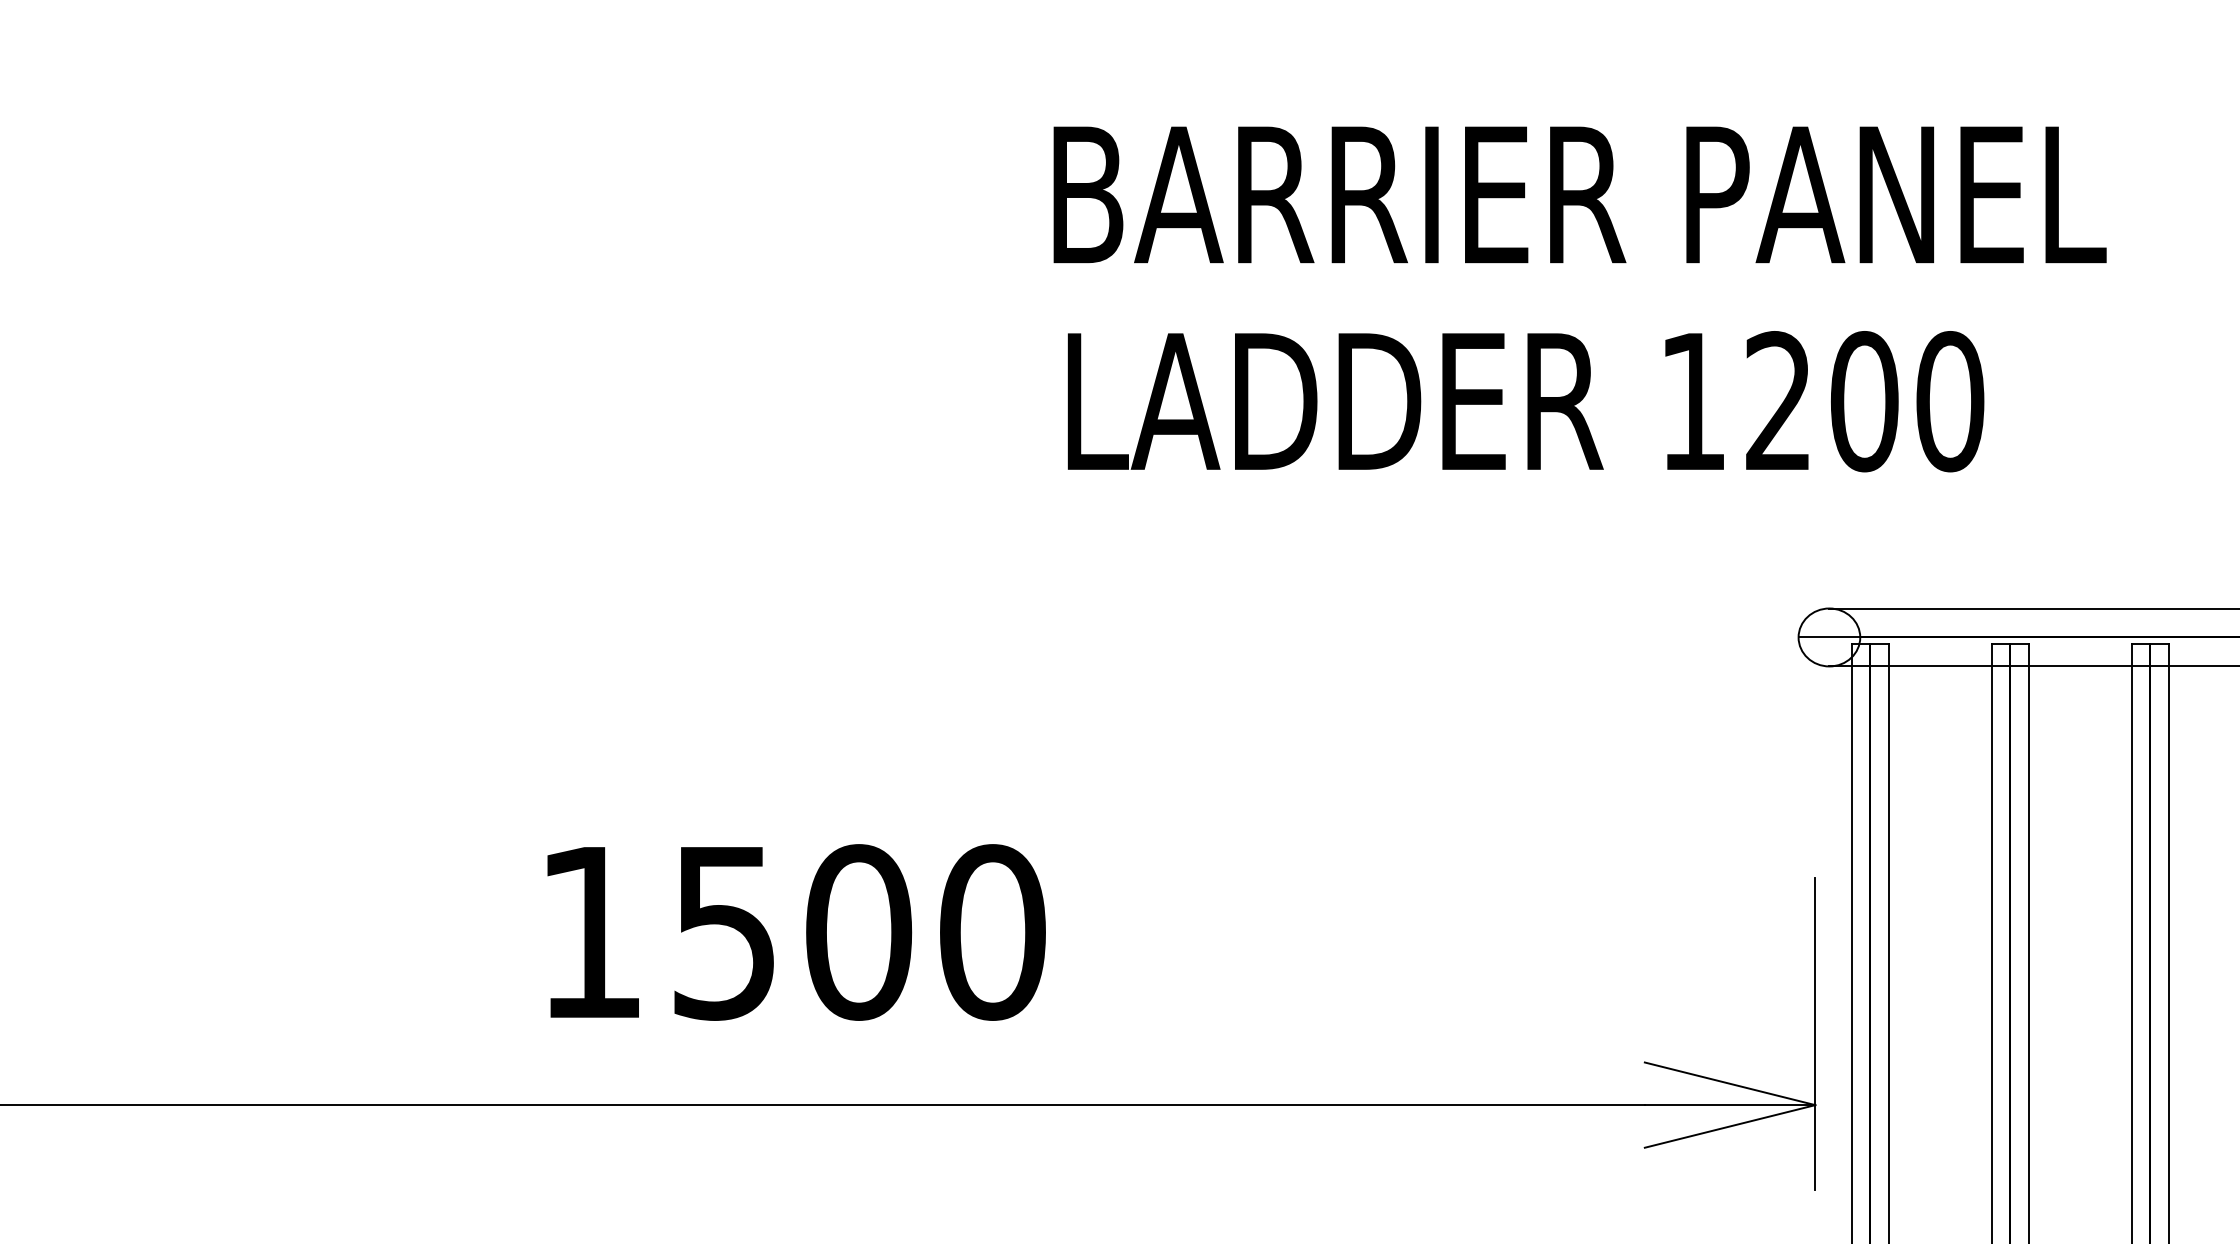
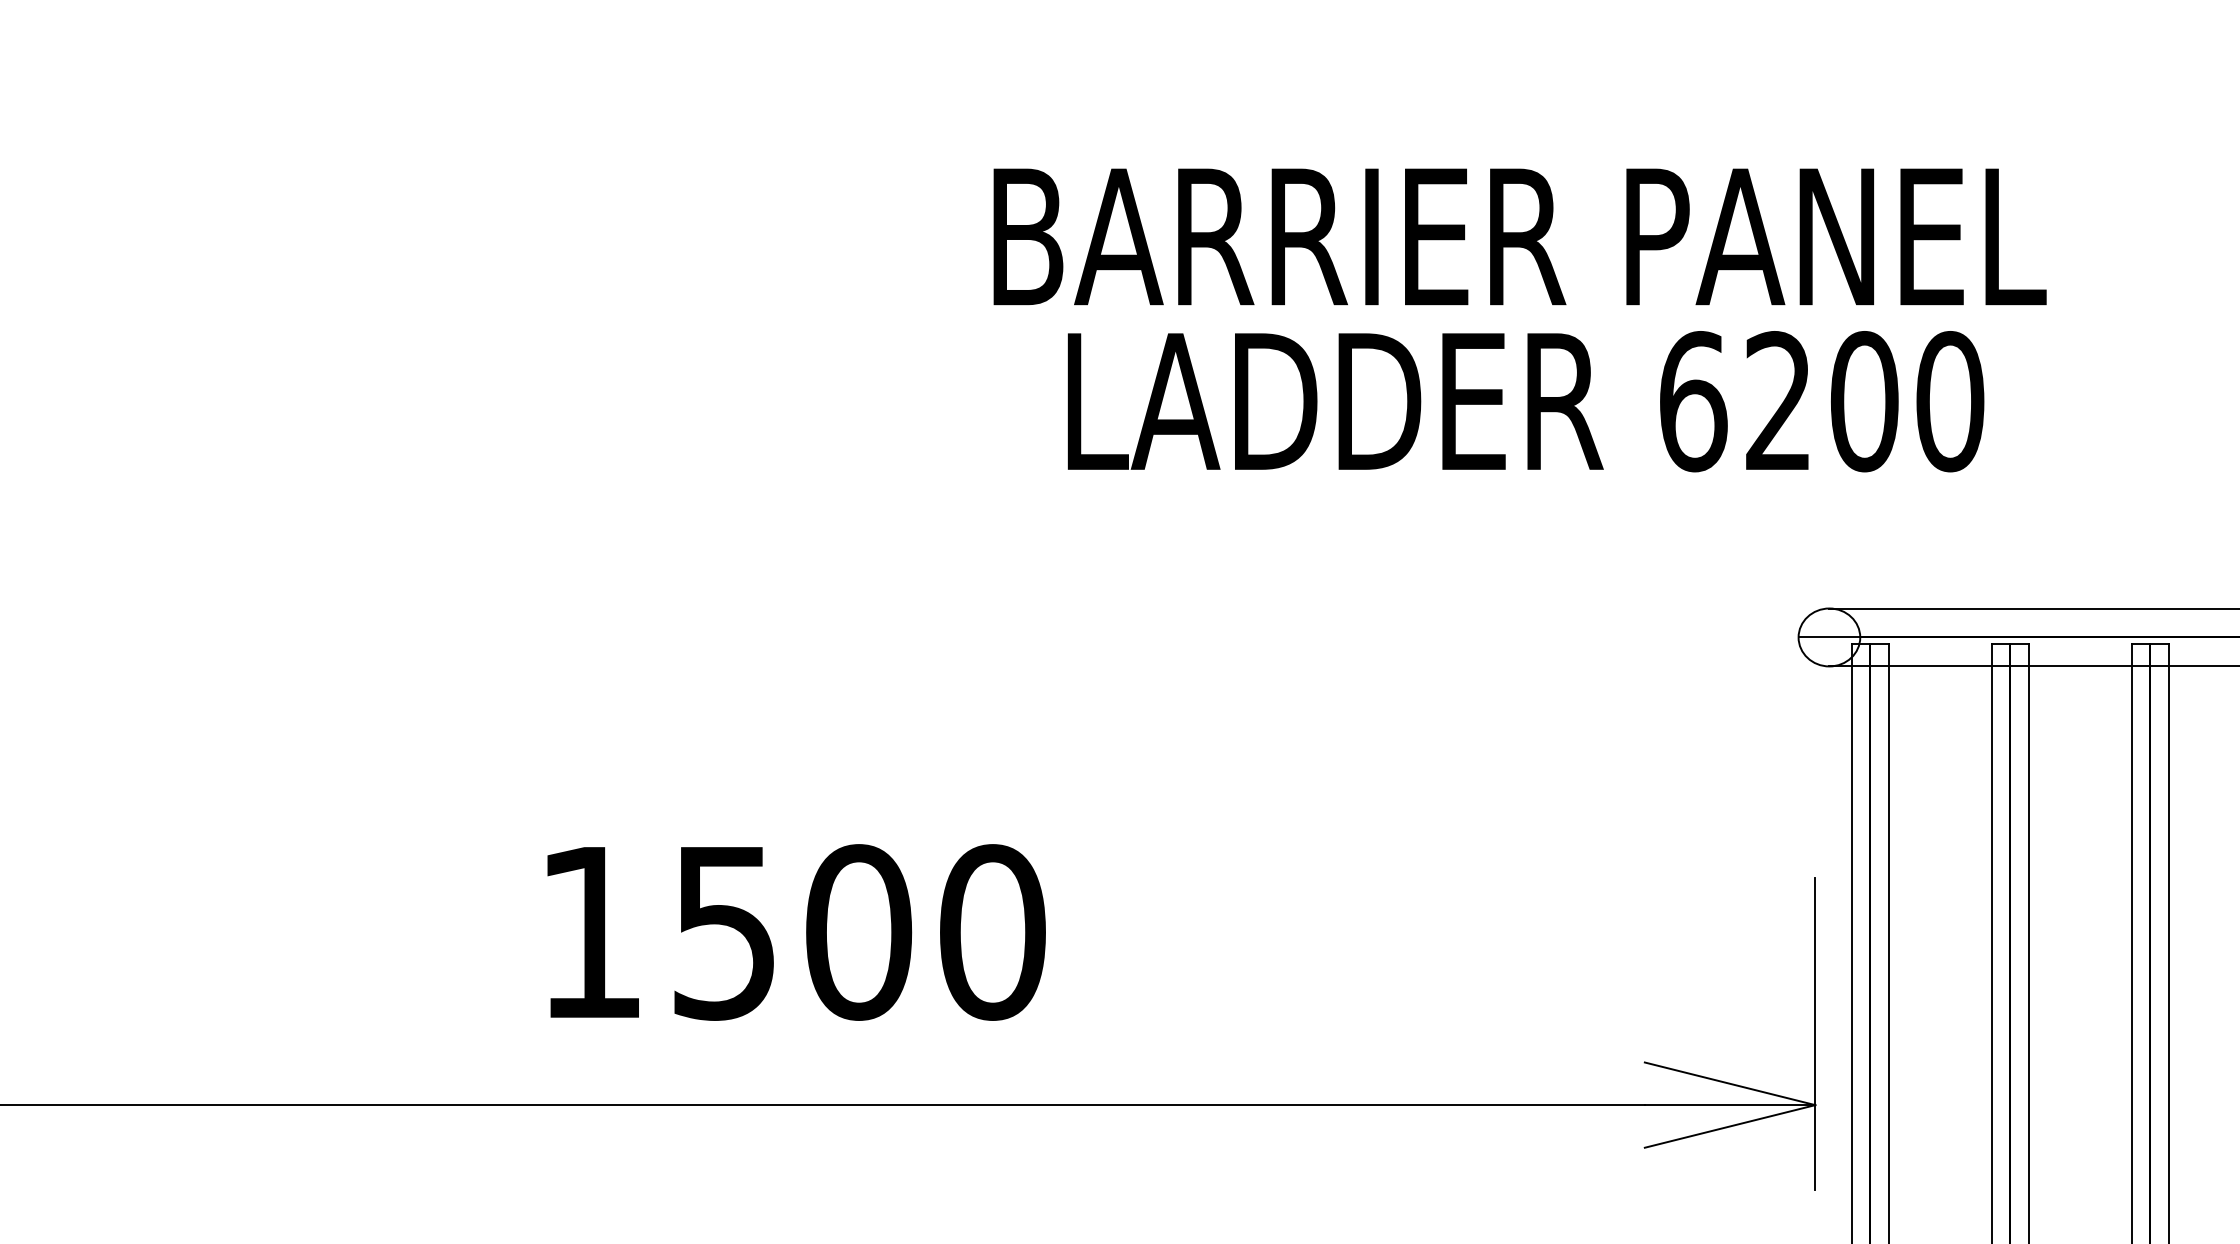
text position: (1579, 194) -> (1519, 236) (1519, 236)
text: 1200 -> 6200 (1693, 401)
